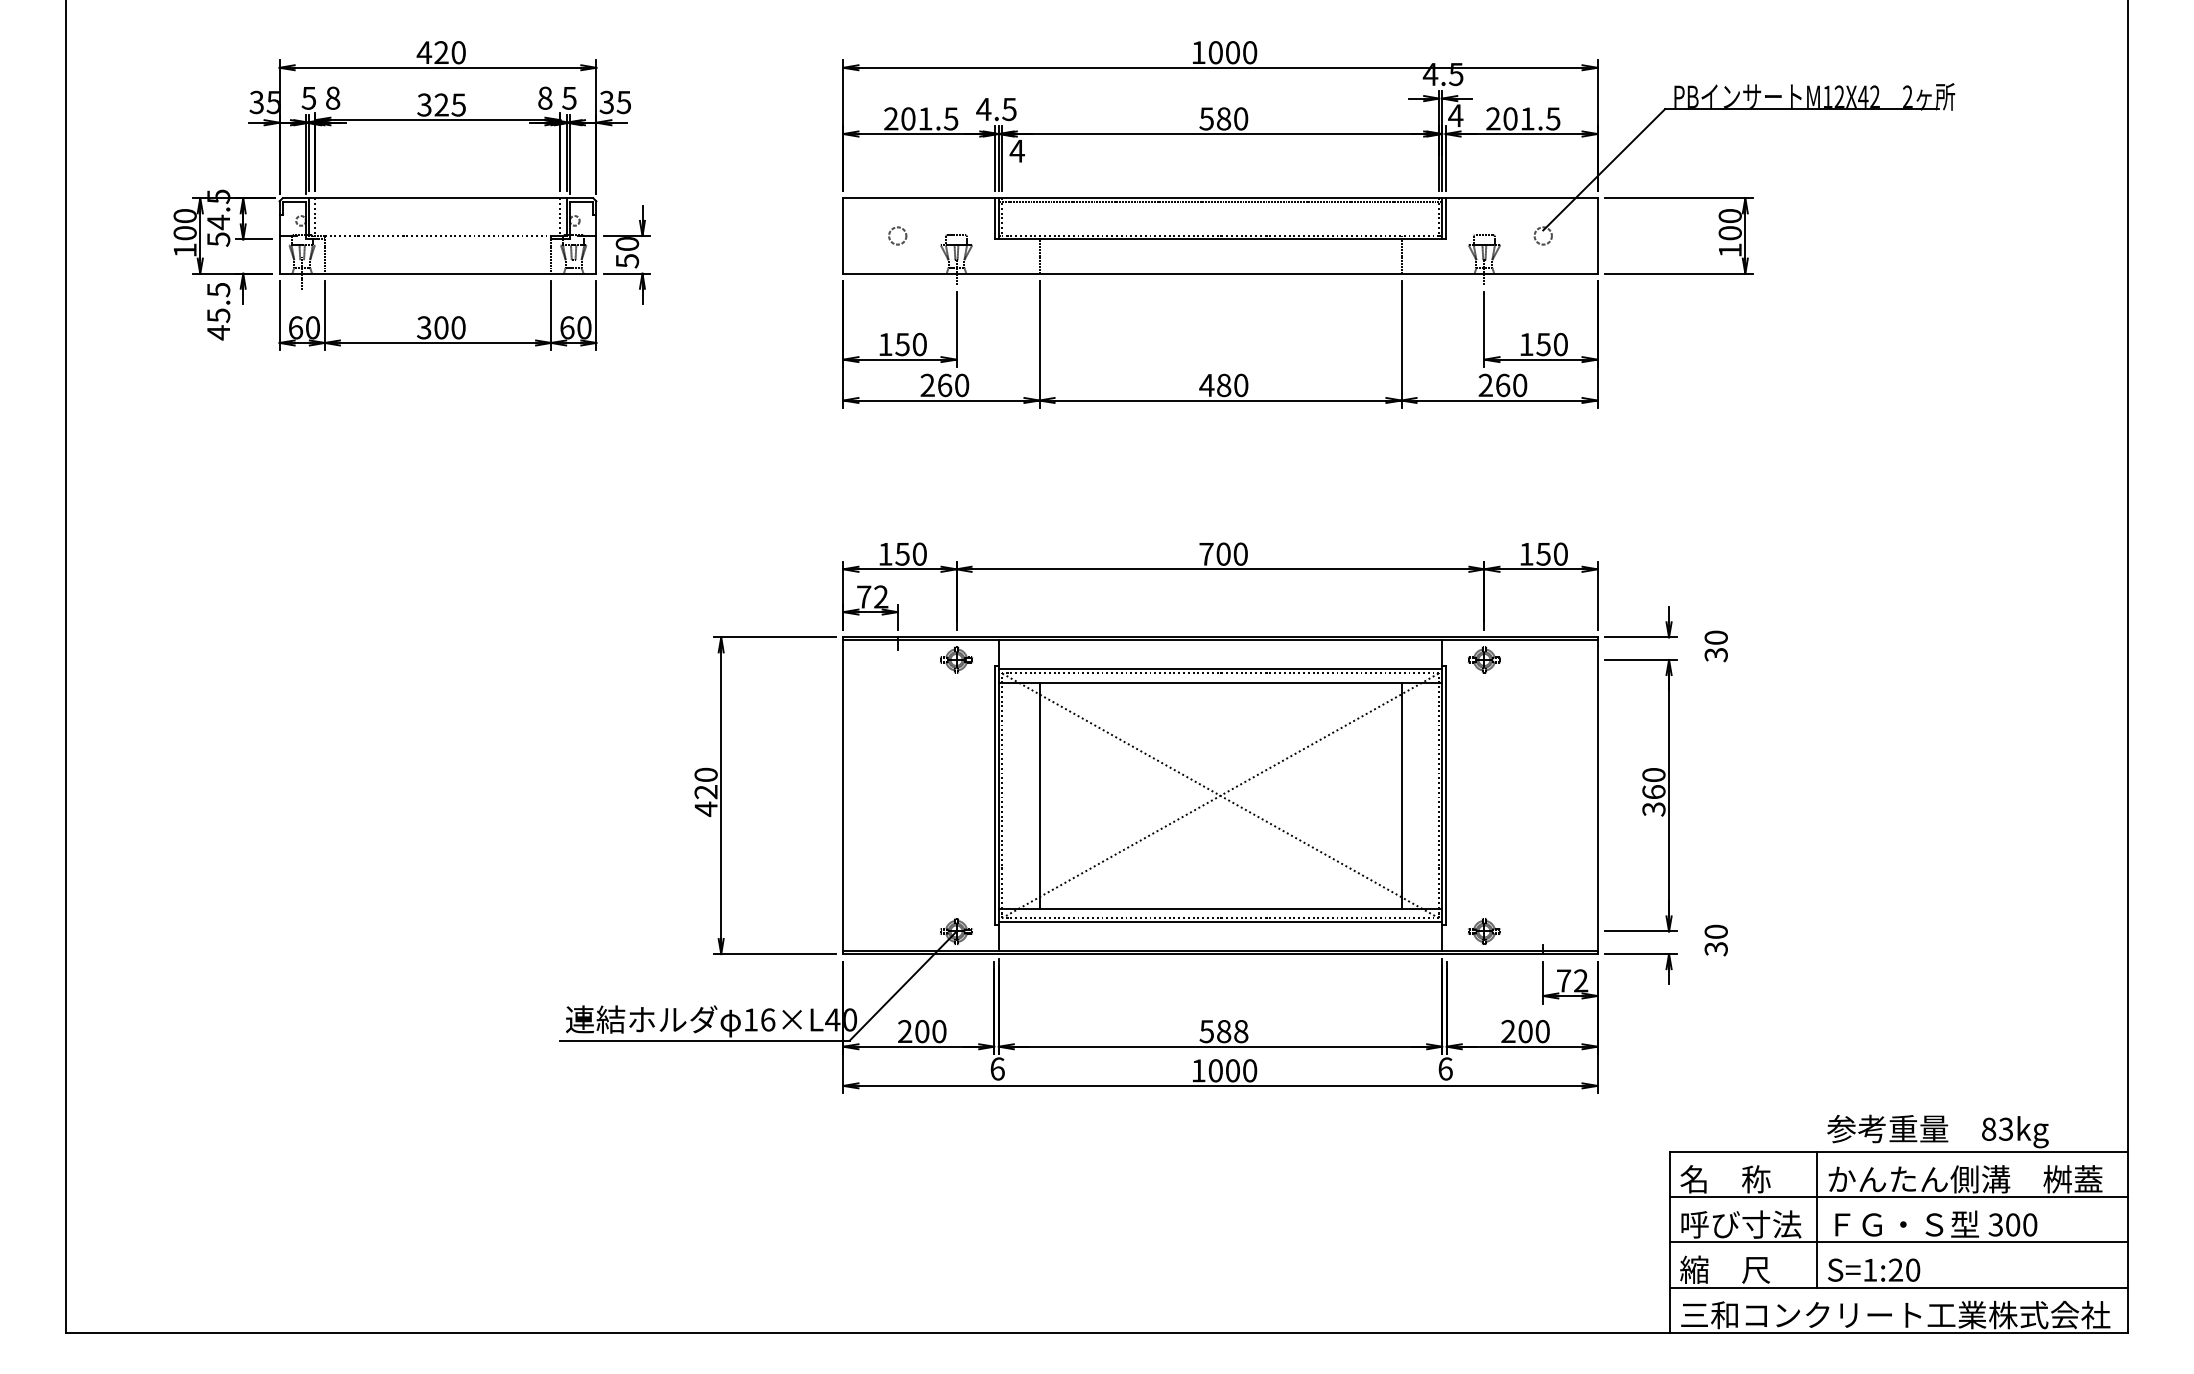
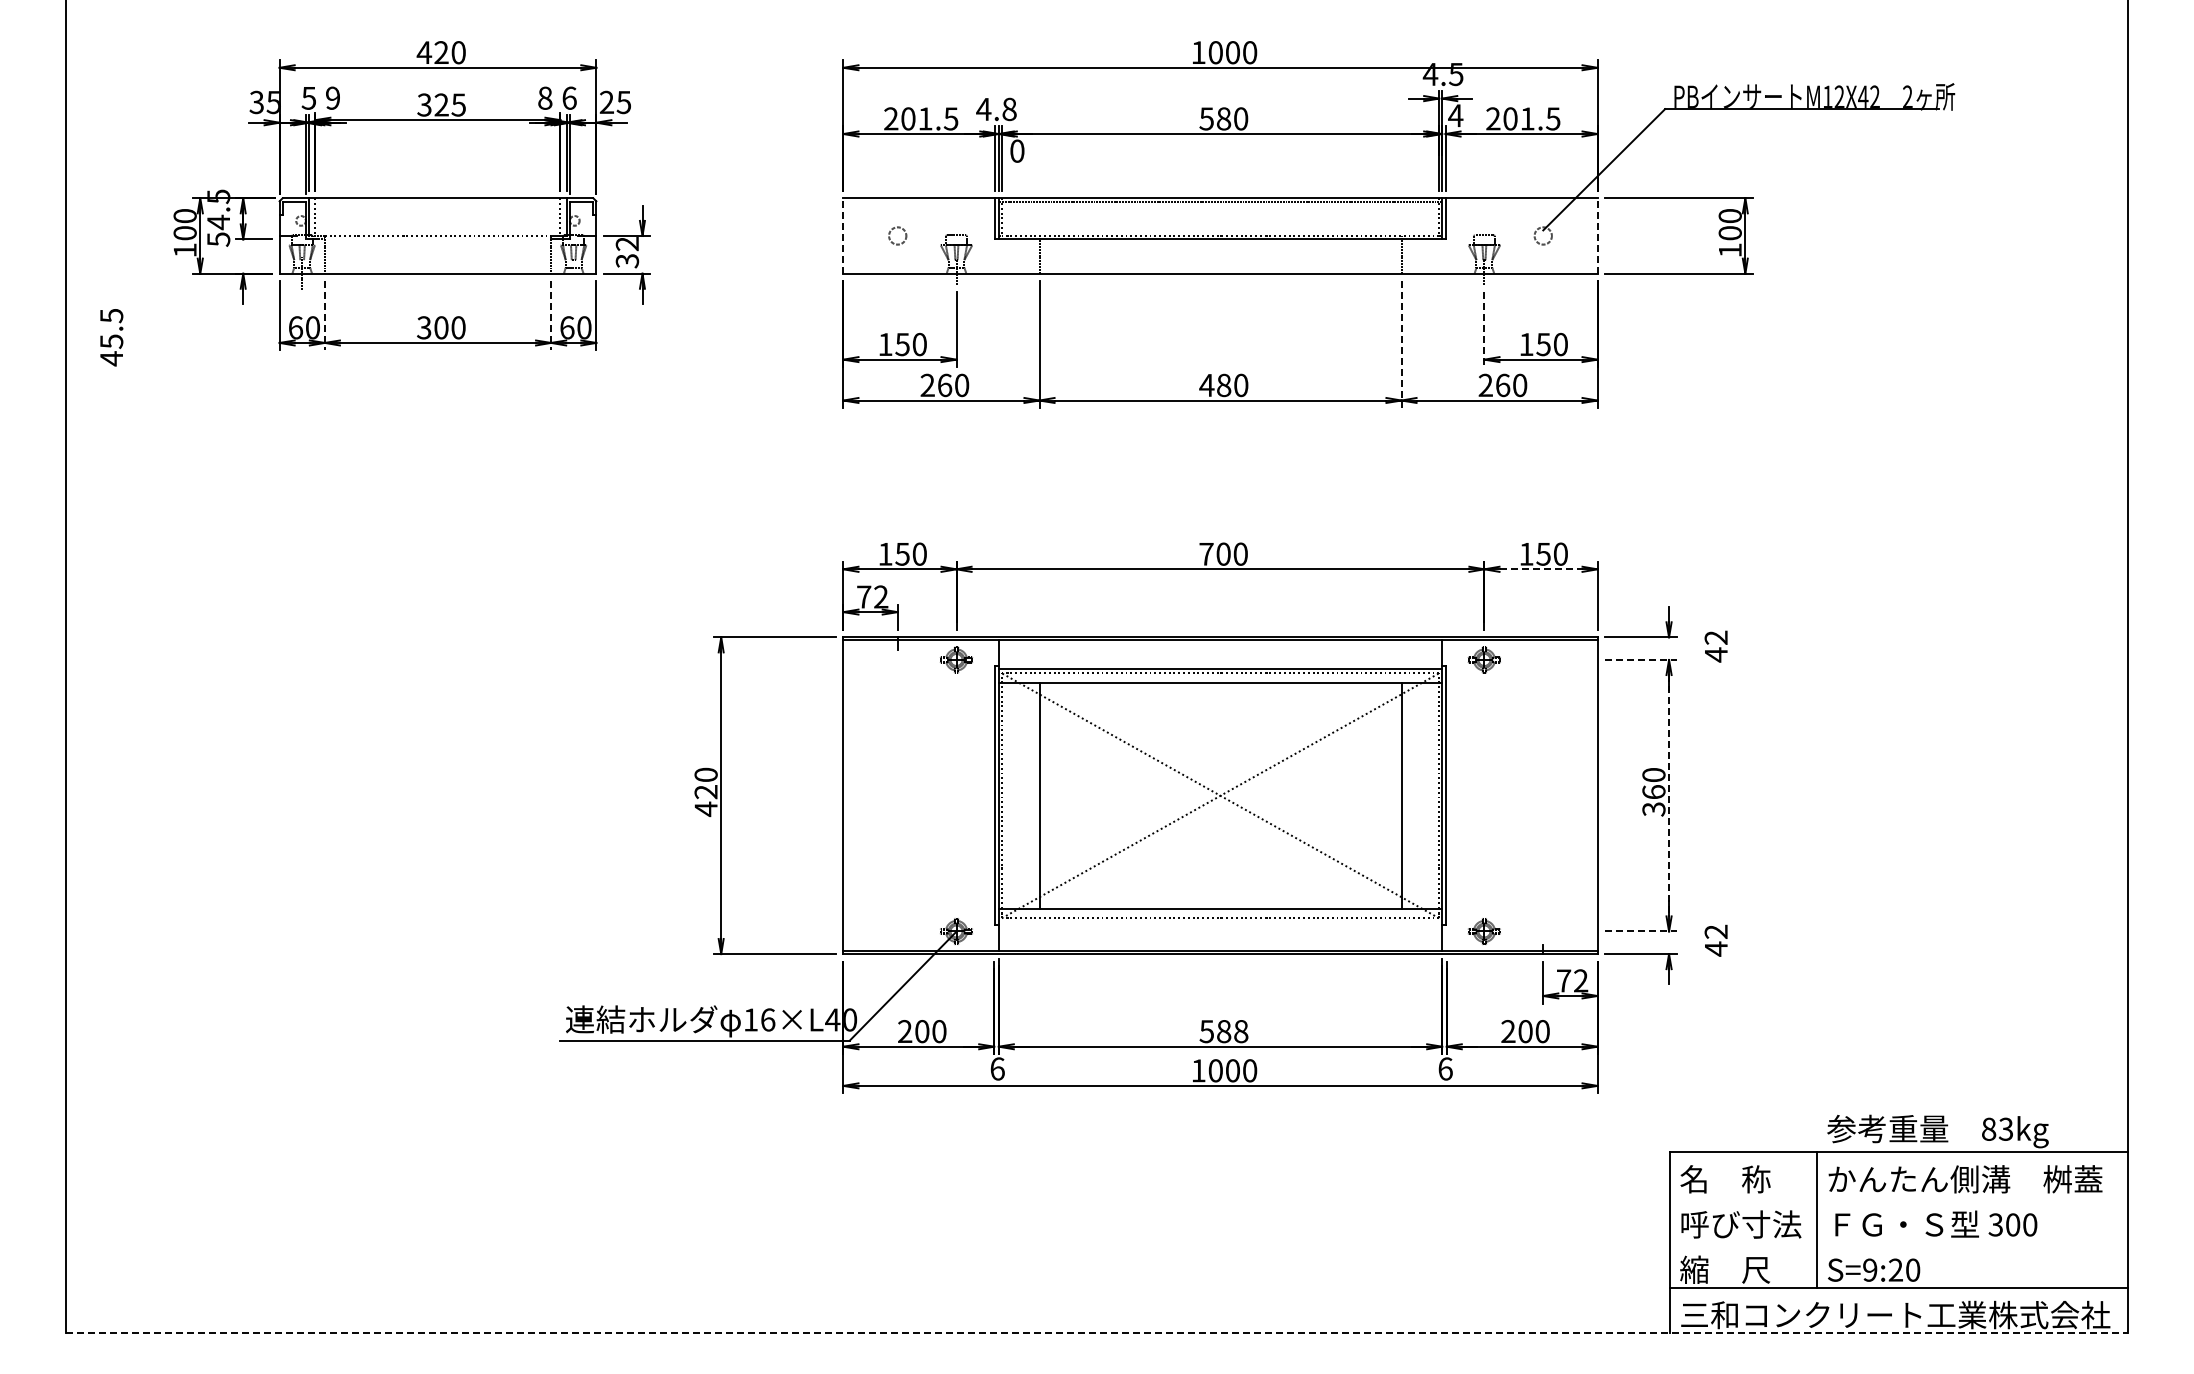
text: 8 -> 9 (333, 97)
text: 5 -> 6 (569, 97)
text: 35 -> 25 (606, 102)
text: 4.5 -> 4.8 (1009, 108)
text: 4 -> 0 (1016, 150)
line: solid -> dashed (843, 235)
line: solid -> dashed (1597, 235)
text: 50 -> 32 (627, 252)
text position: (218, 311) -> (111, 337) (111, 337)
line: solid -> dashed (324, 315)
line: solid -> dashed (551, 315)
line: solid -> dashed (1484, 330)
line: solid -> dashed (1401, 345)
line: solid -> dashed (1541, 569)
text: 30 -> 42 (1715, 646)
line: solid -> dashed (1640, 659)
line: solid -> dashed (1669, 795)
line: present -> none (1220, 922)
line: solid -> dashed (1640, 931)
text: 30 -> 42 (1715, 940)
line: present -> none (1898, 1197)
line: present -> none (1898, 1242)
text: S=1:20 -> S=9:20 (1870, 1269)
line: solid -> dashed (1097, 1332)
